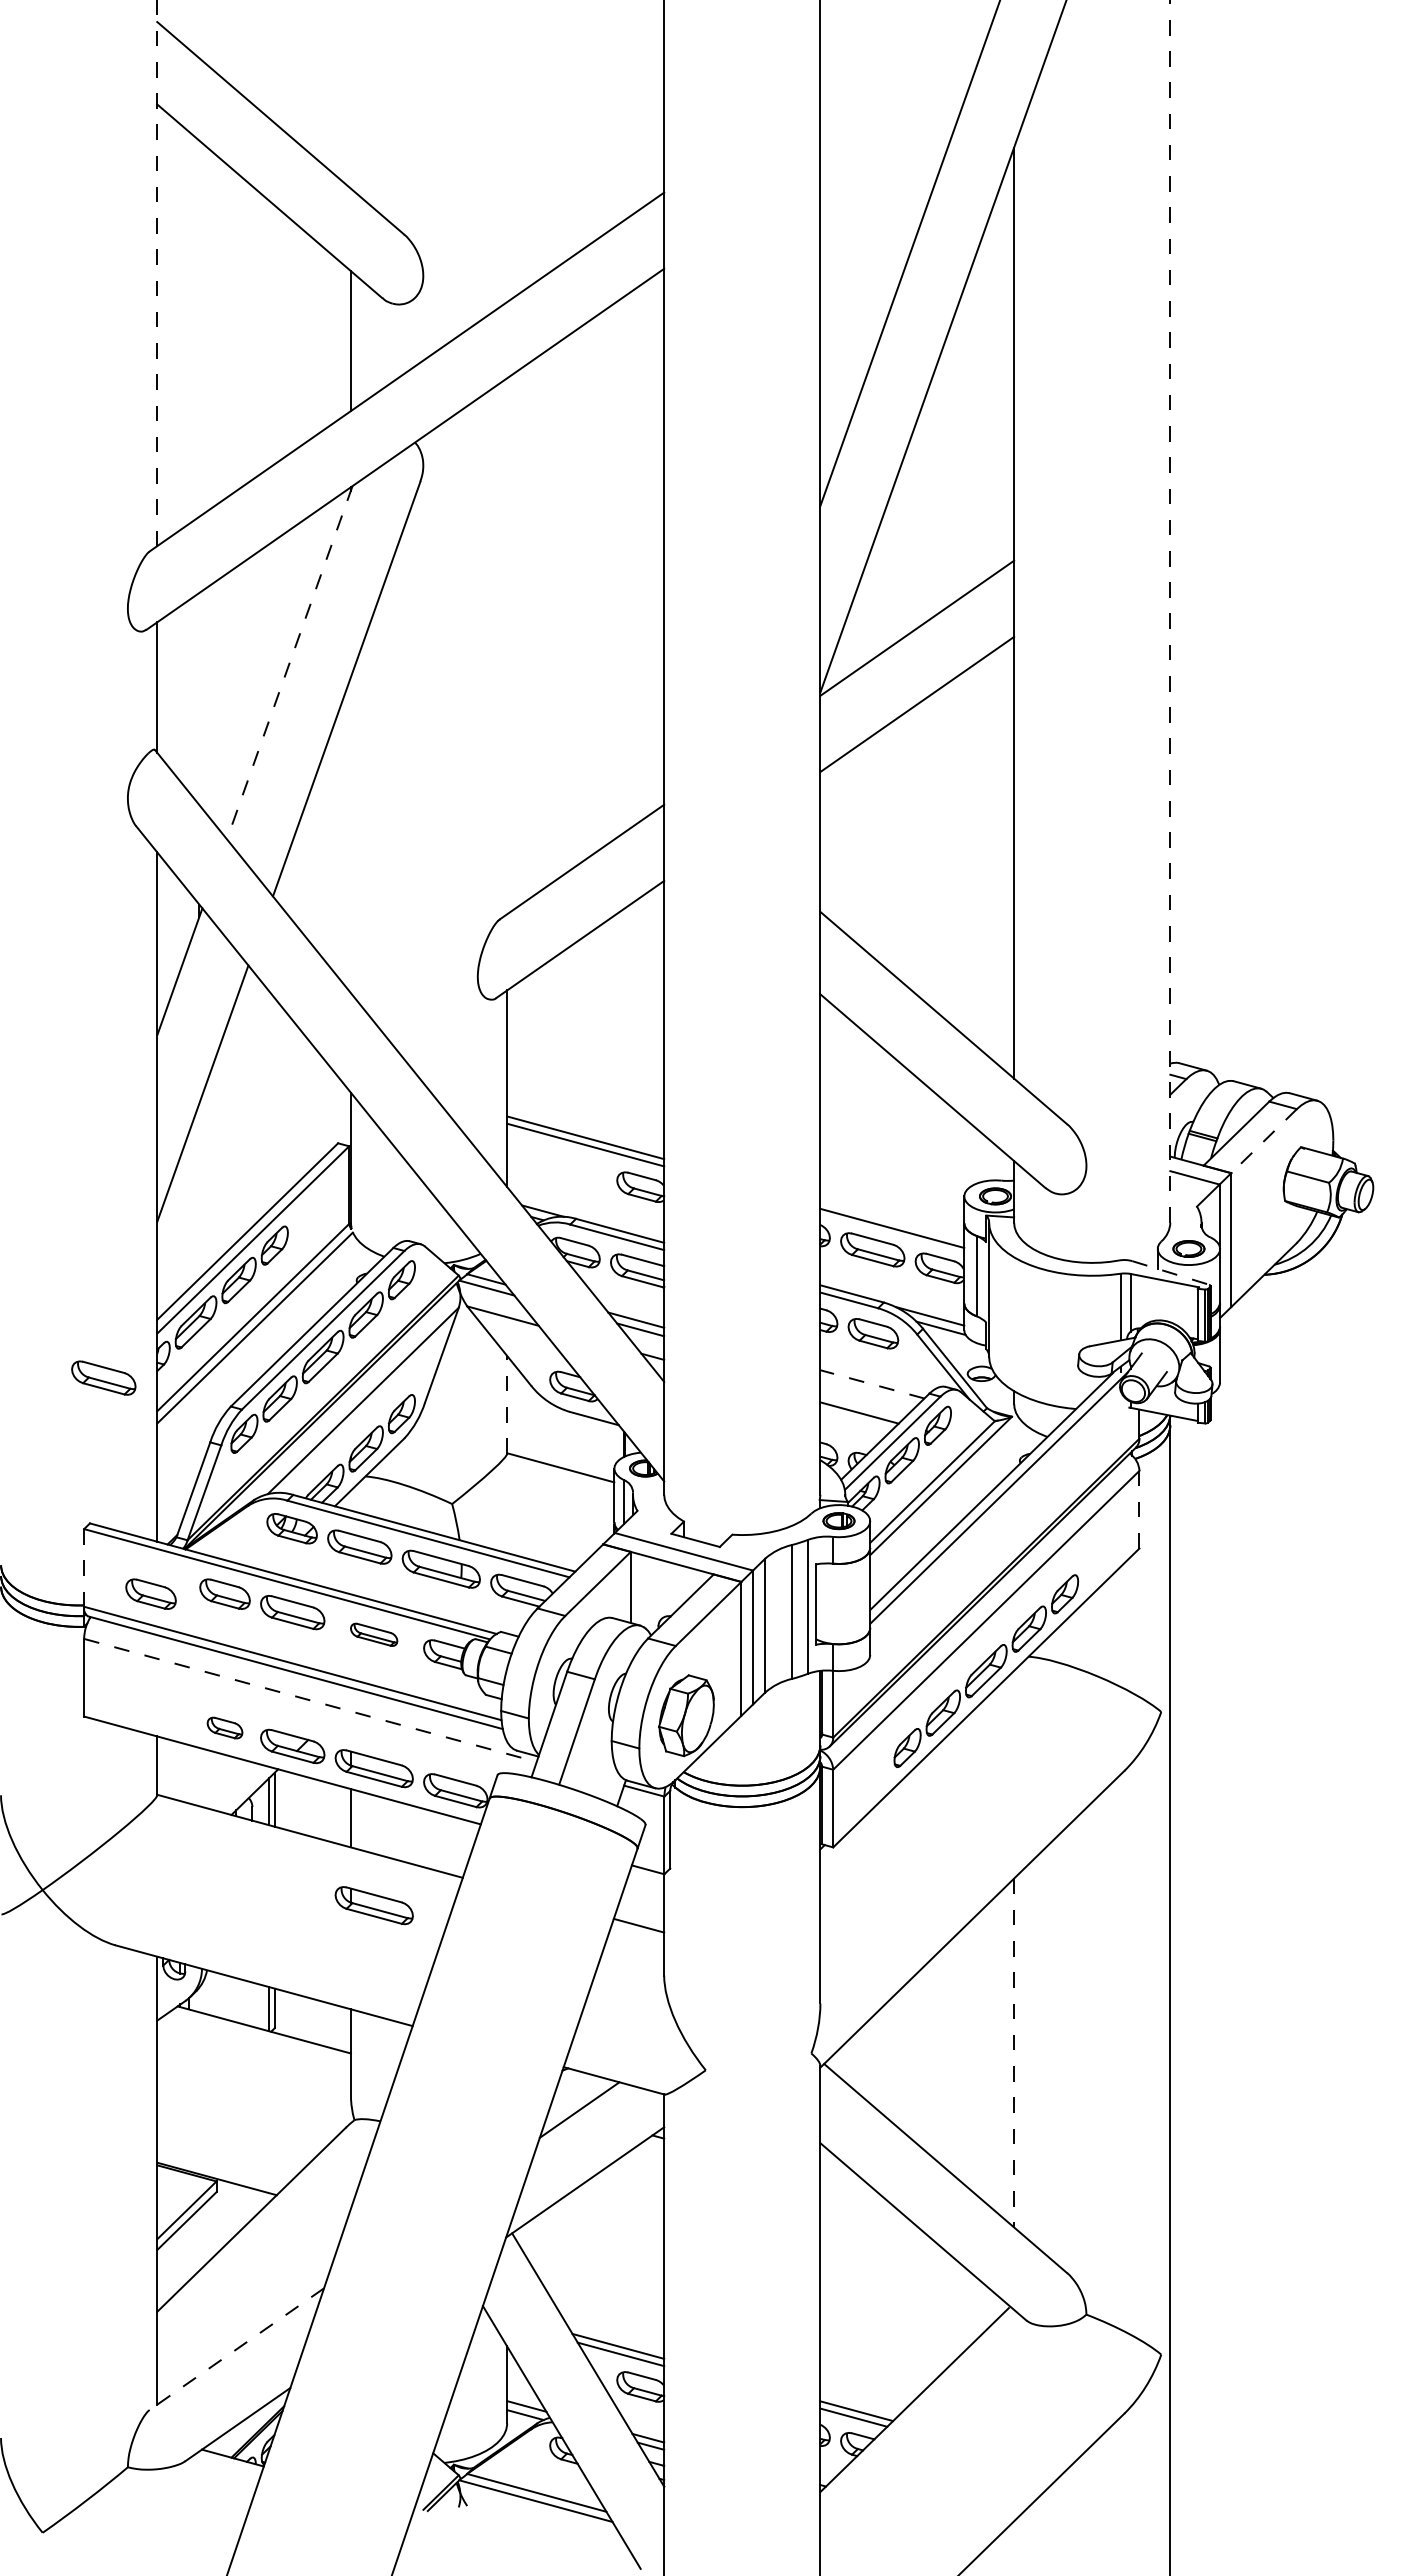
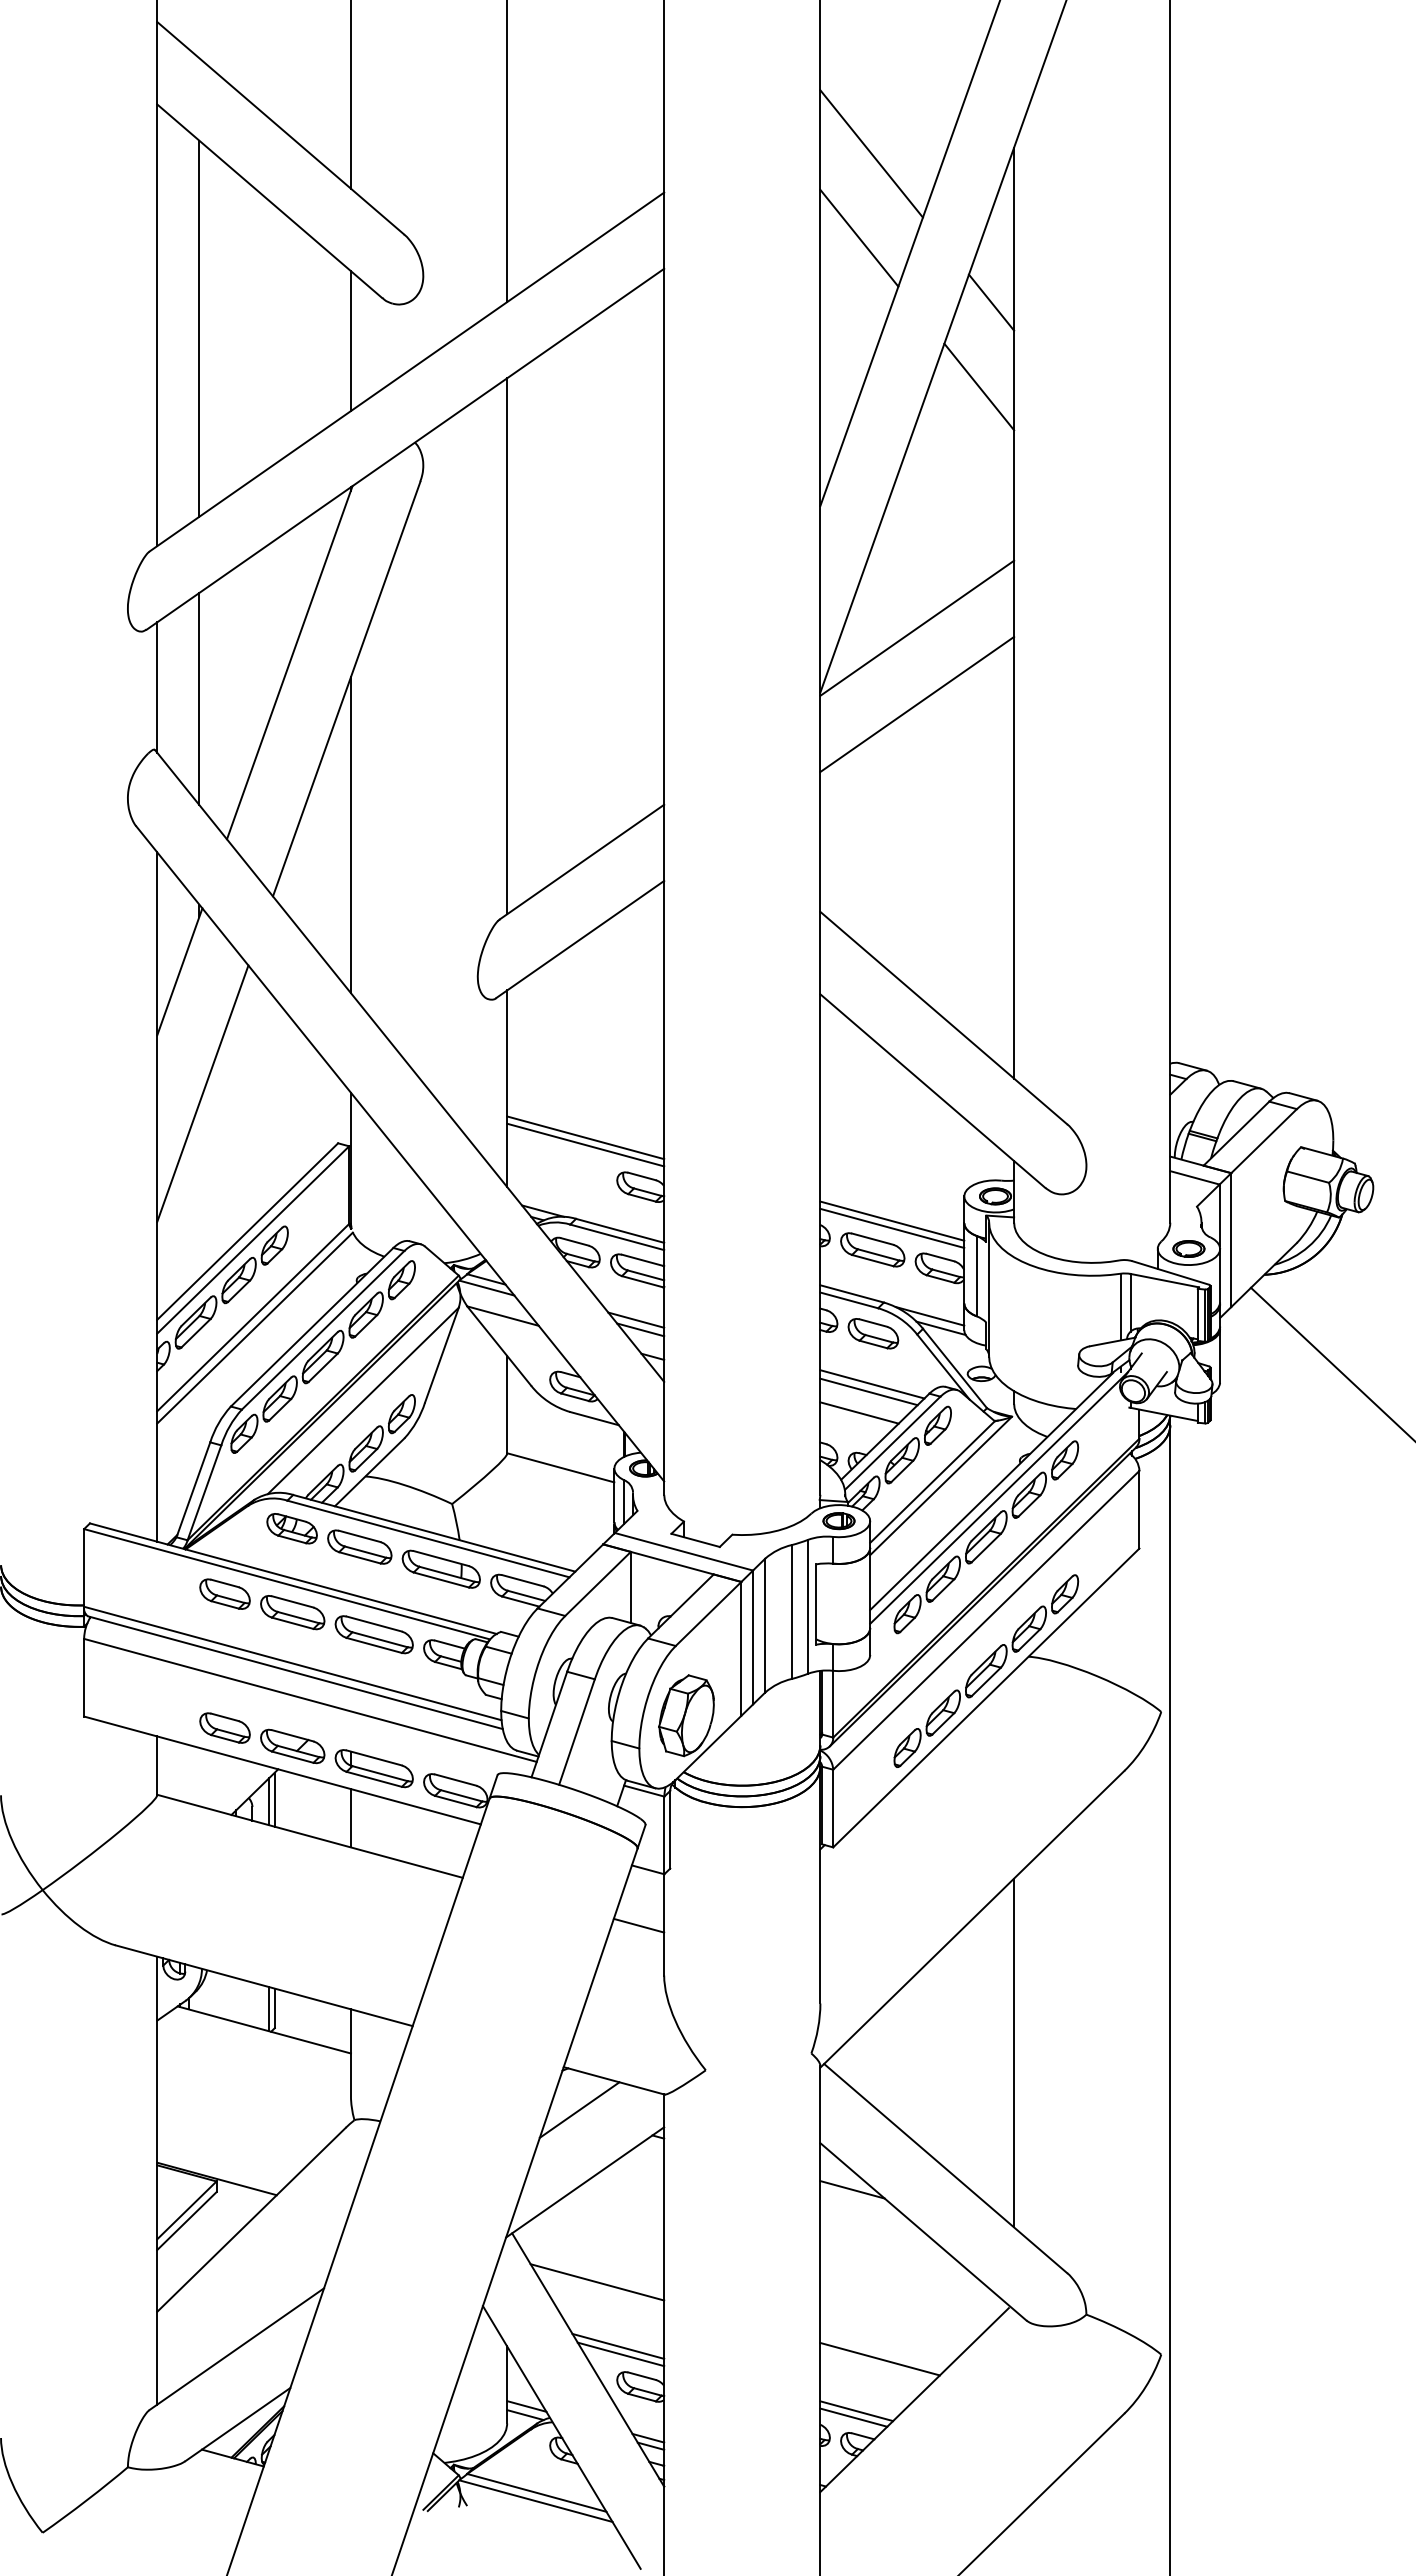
line: none -> present (350, 95)
line: none -> present (507, 152)
line: none -> present (871, 153)
line: none -> present (859, 237)
line: dashed -> solid (157, 273)
line: none -> present (991, 302)
line: none -> present (199, 328)
line: none -> present (979, 386)
line: dashed -> solid (1170, 611)
line: none -> present (507, 646)
line: dashed -> solid (289, 663)
line: none -> present (199, 698)
line: none -> present (350, 835)
line: dashed -> solid (1264, 1141)
line: none -> present (892, 1220)
line: dashed -> solid (1171, 1273)
line: none -> present (1331, 1362)
part: present -> none (103, 1377)
line: dashed -> solid (872, 1384)
line: none -> present (868, 1391)
line: dashed -> solid (507, 1404)
line: dashed -> solid (1139, 1509)
part: none -> present (986, 1537)
line: dashed -> solid (84, 1567)
part: present -> none (150, 1593)
part size: 49x25 px -> 80x40 px (373, 1634)
line: dashed -> solid (310, 1700)
part size: 38x24 px -> 52x32 px (224, 1727)
part: present -> none (373, 1905)
line: dashed -> solid (1014, 2053)
line: none -> present (852, 2189)
line: none -> present (597, 2282)
line: dashed -> solid (236, 2349)
line: none -> present (879, 2358)
